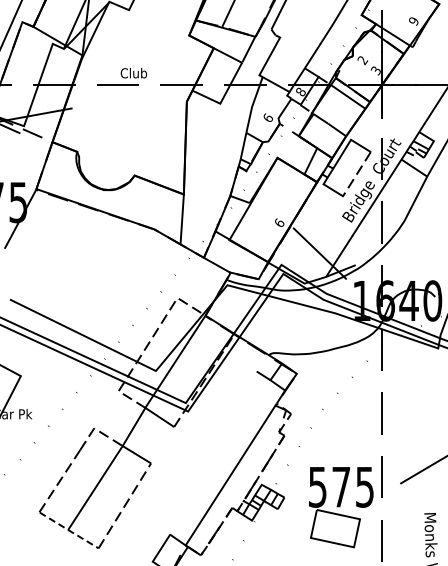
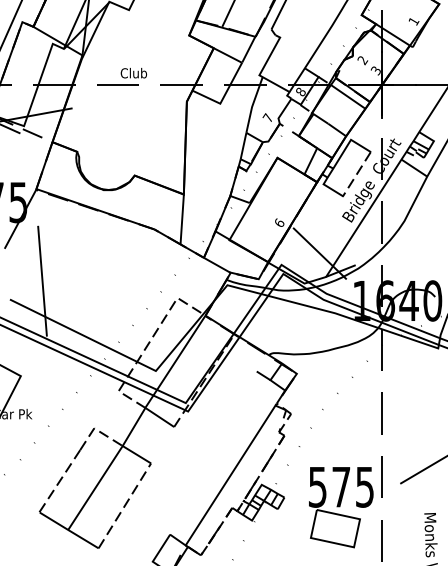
text: 9 -> 1 (414, 21)
text: 6 -> 7 (267, 117)
line: none -> present (42, 280)
line: dashed -> solid (69, 530)
